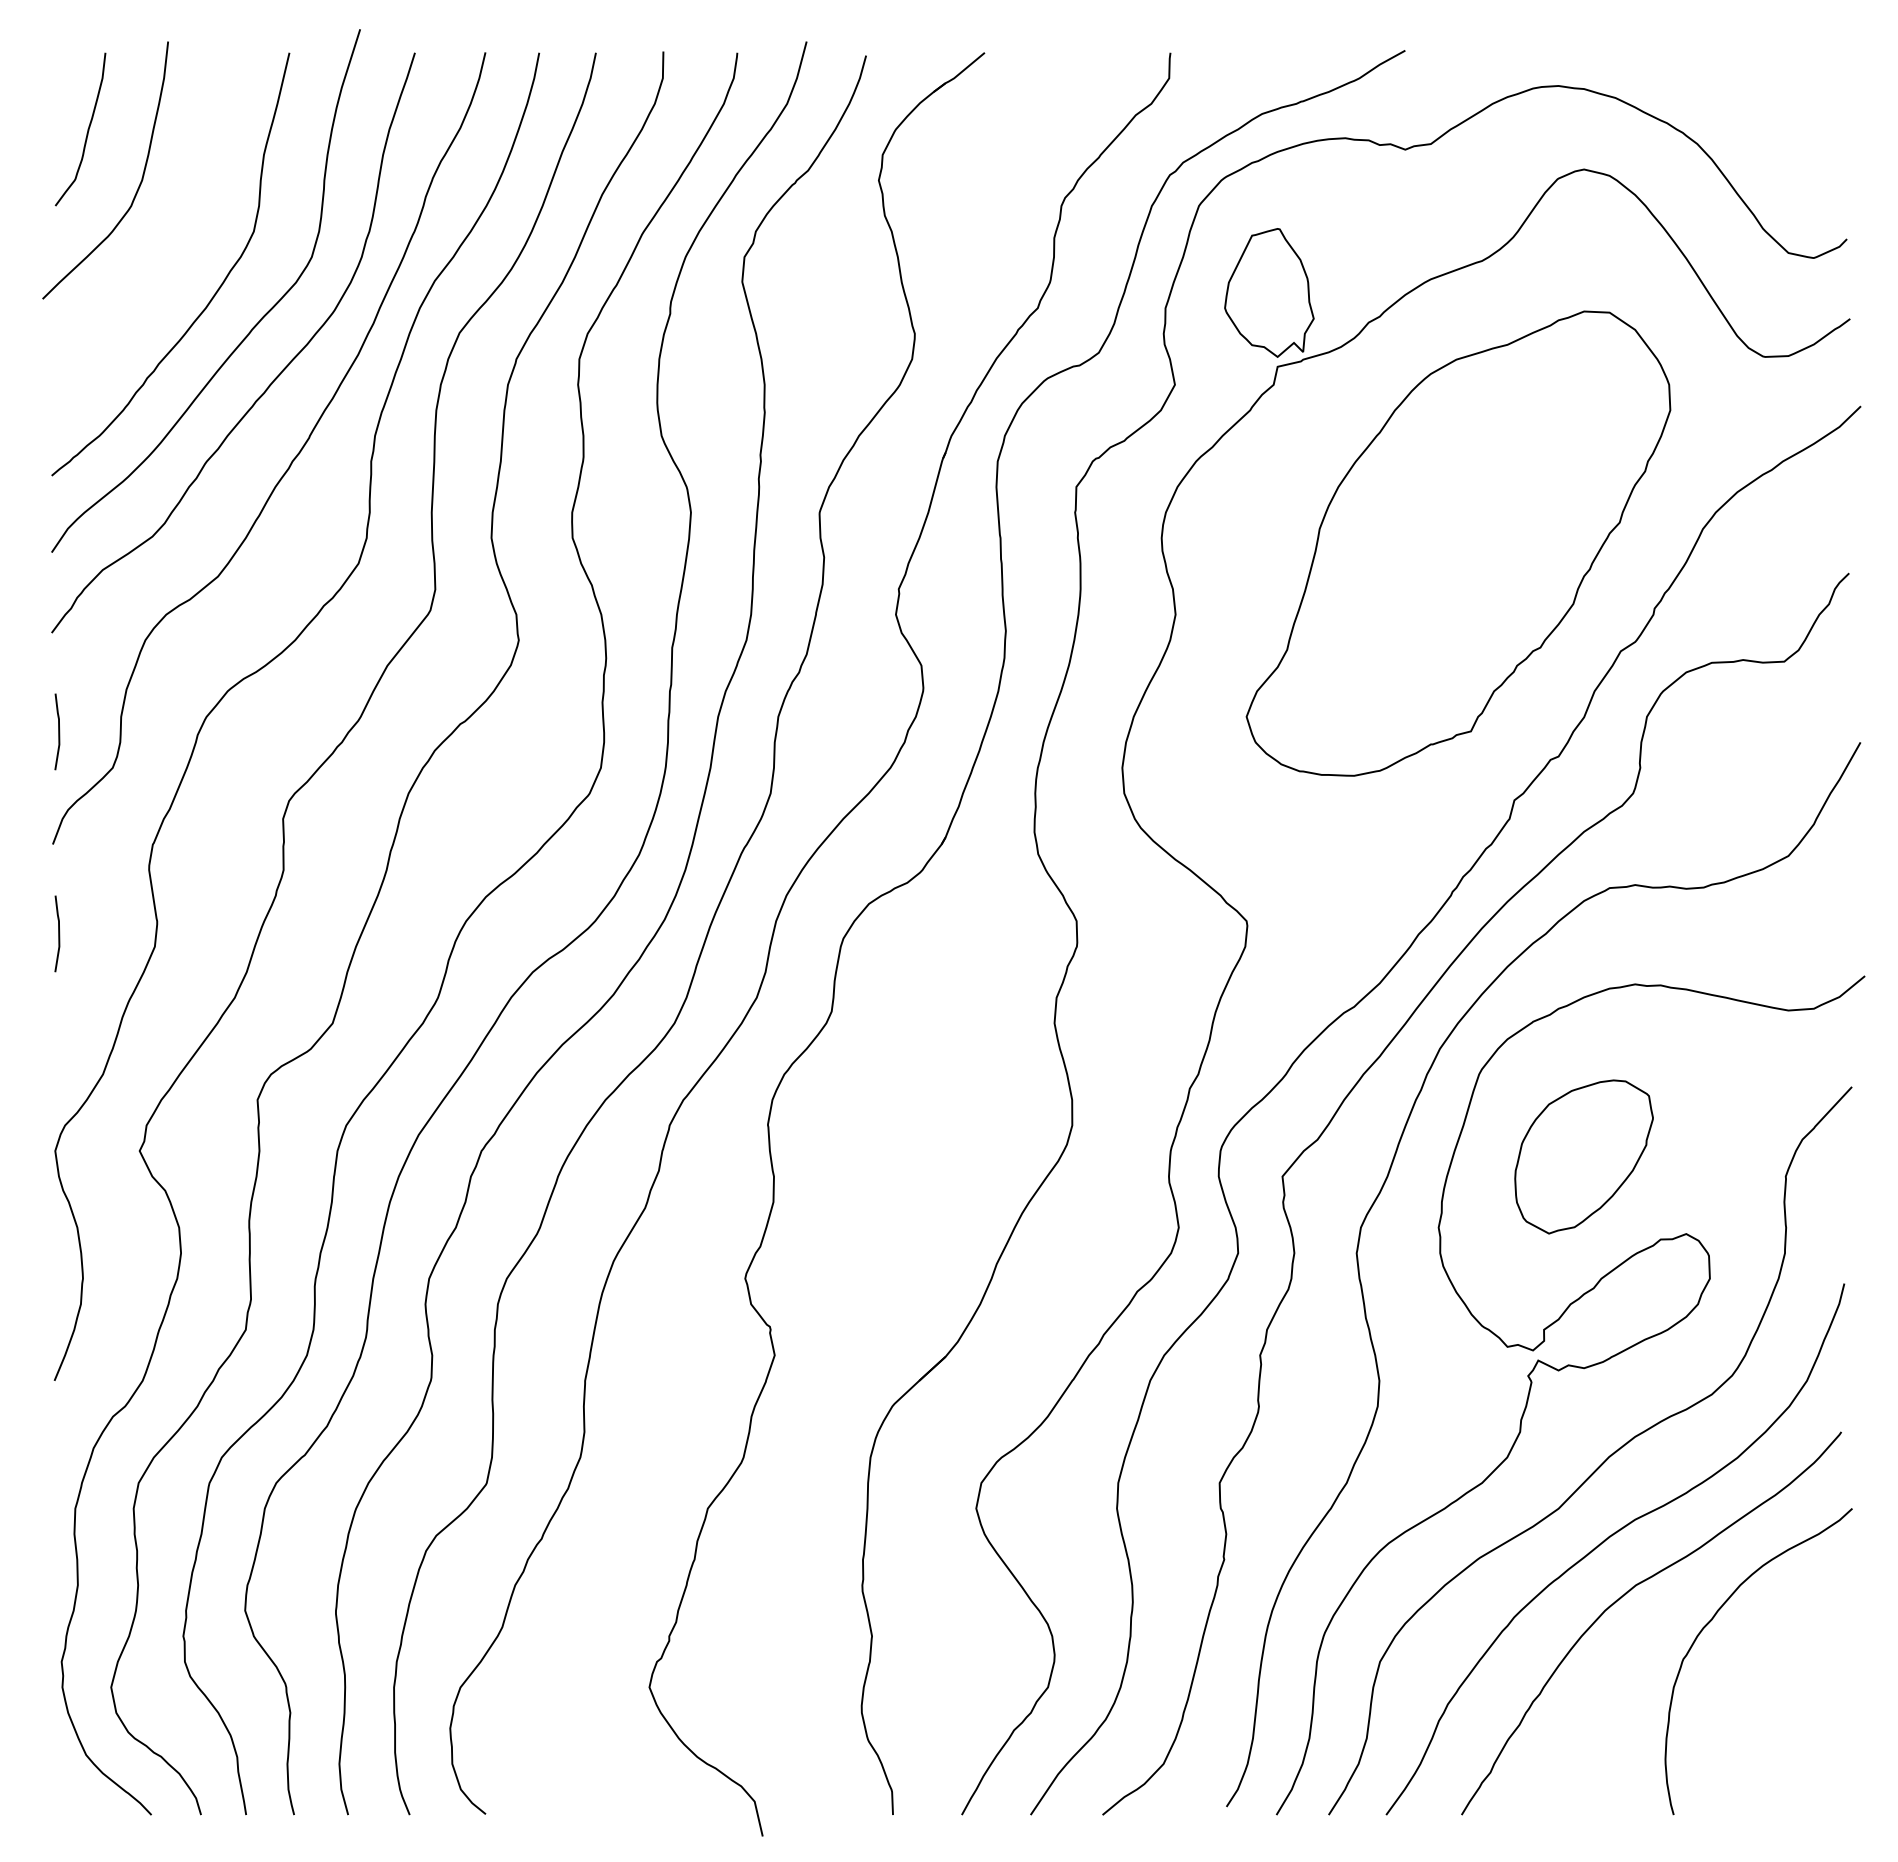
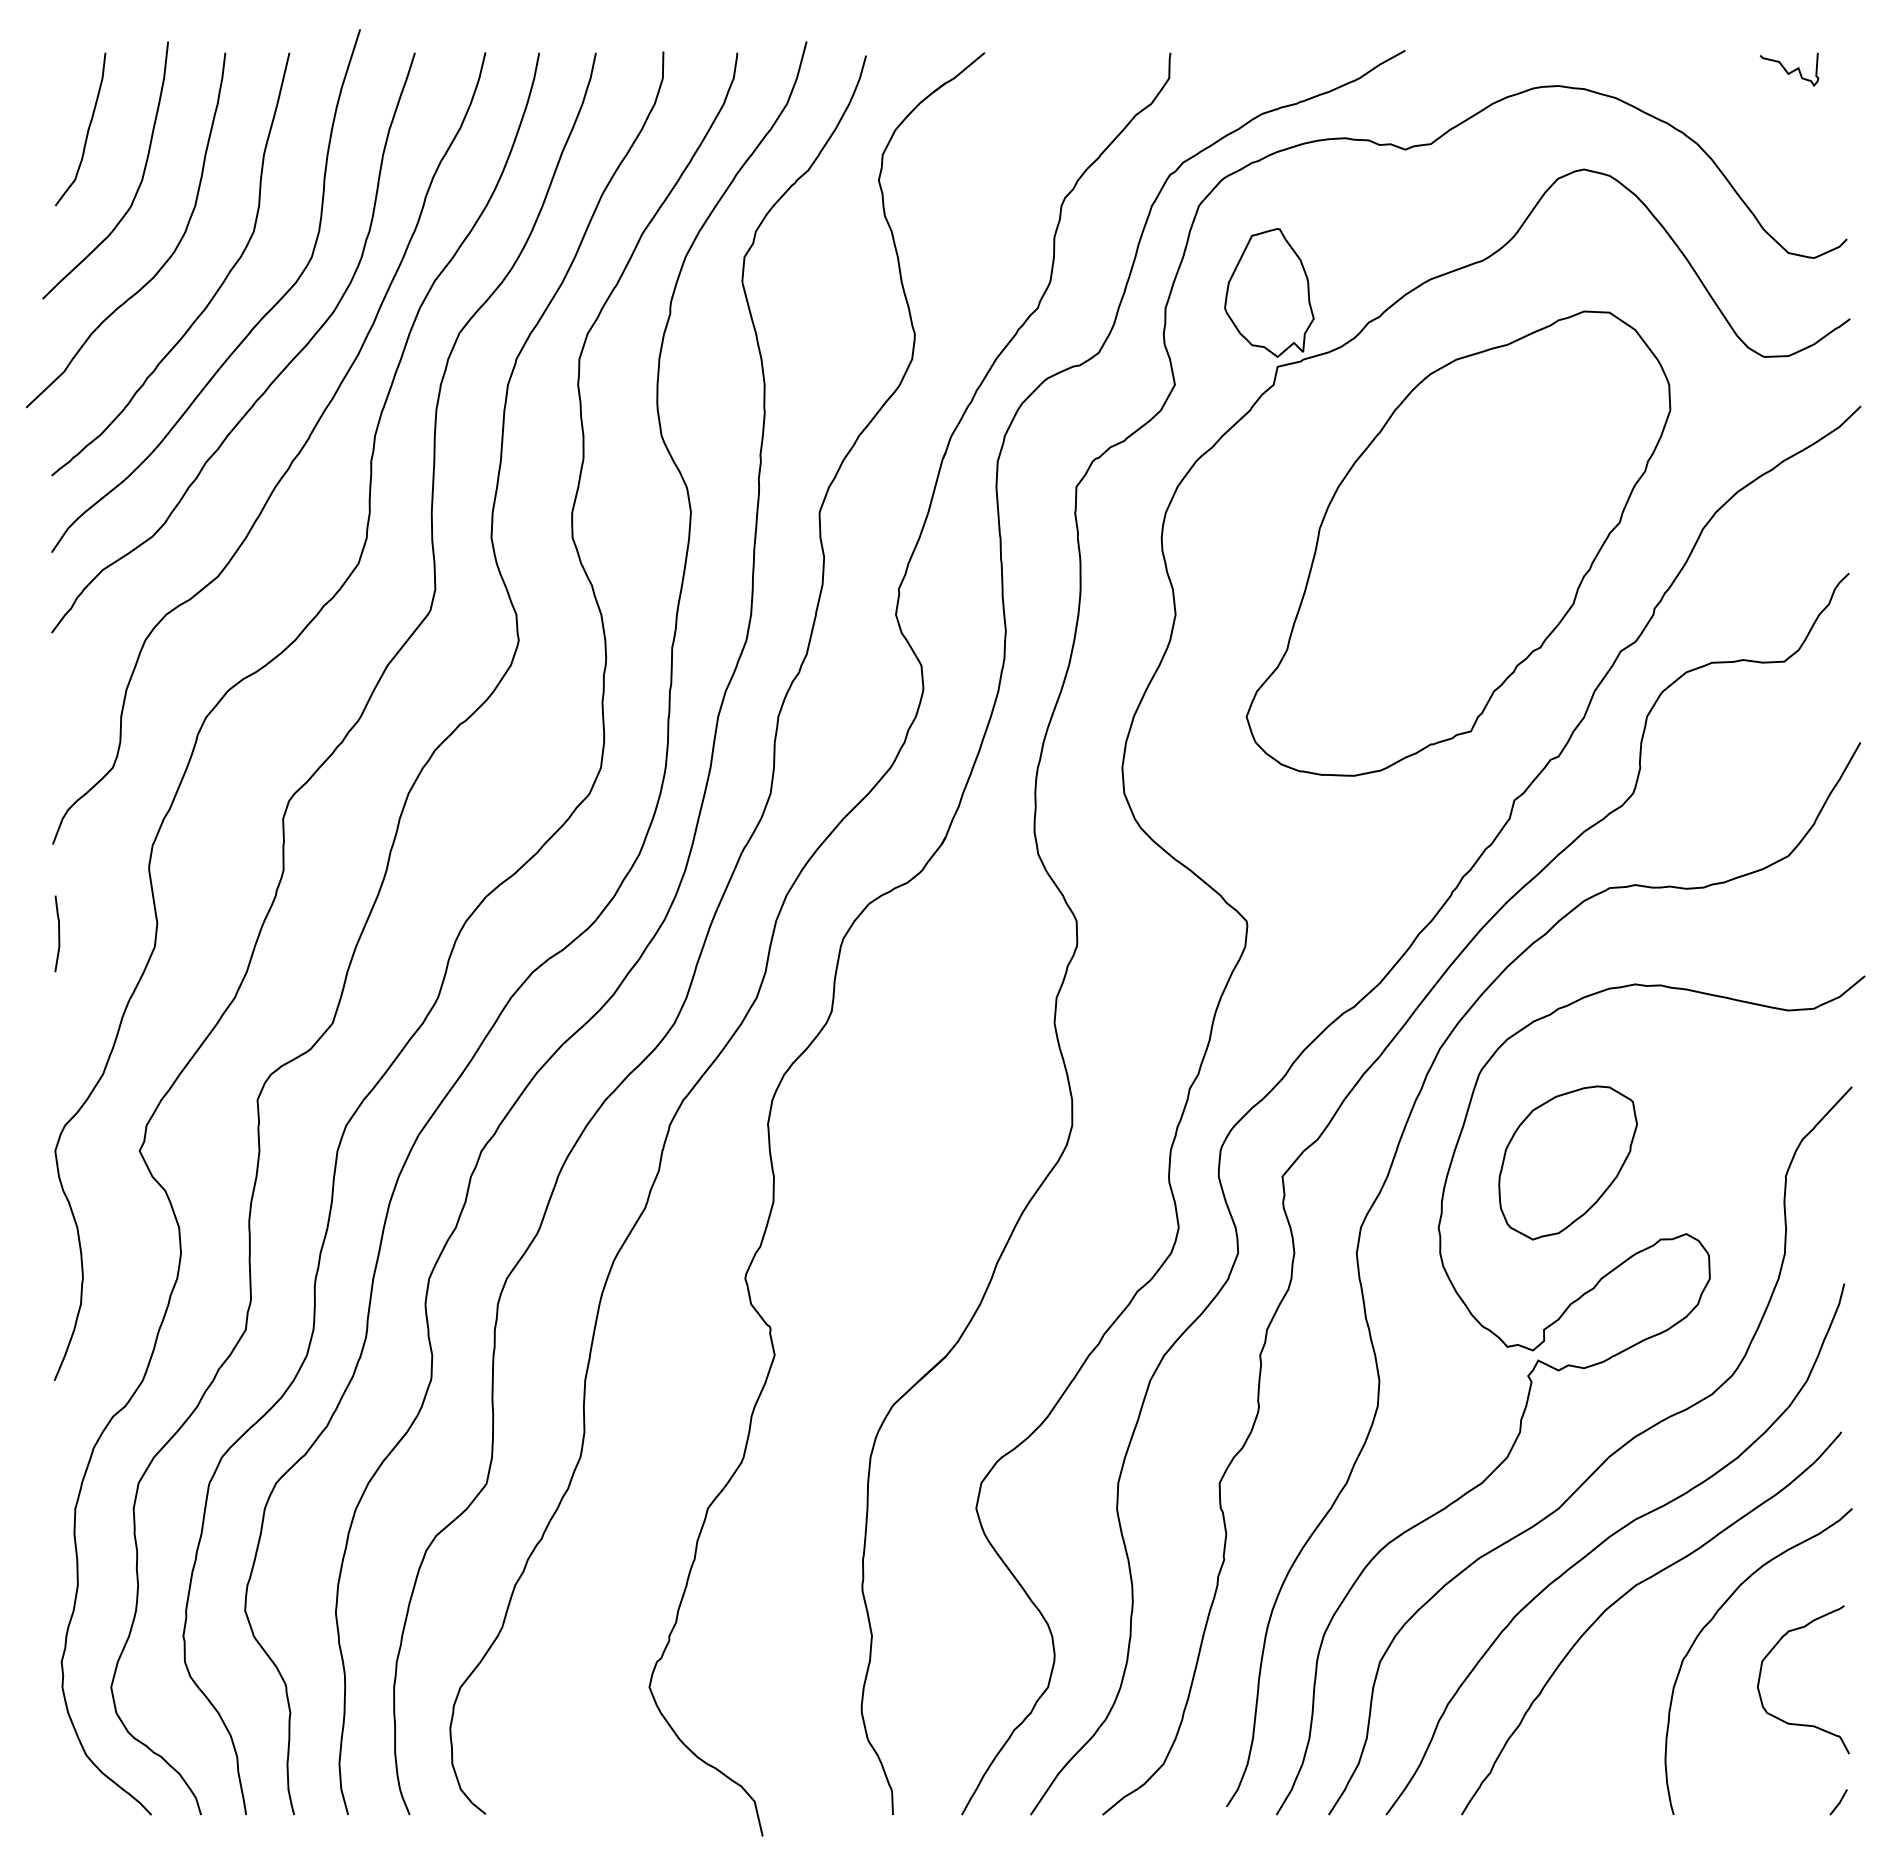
curve: none -> present (1790, 71)
curve: none -> present (164, 262)
line: present -> none (58, 731)
part position: (1583, 1156) -> (1567, 1162) (1567, 1162)
curve: none -> present (1769, 1654)
line: none -> present (1838, 1802)
